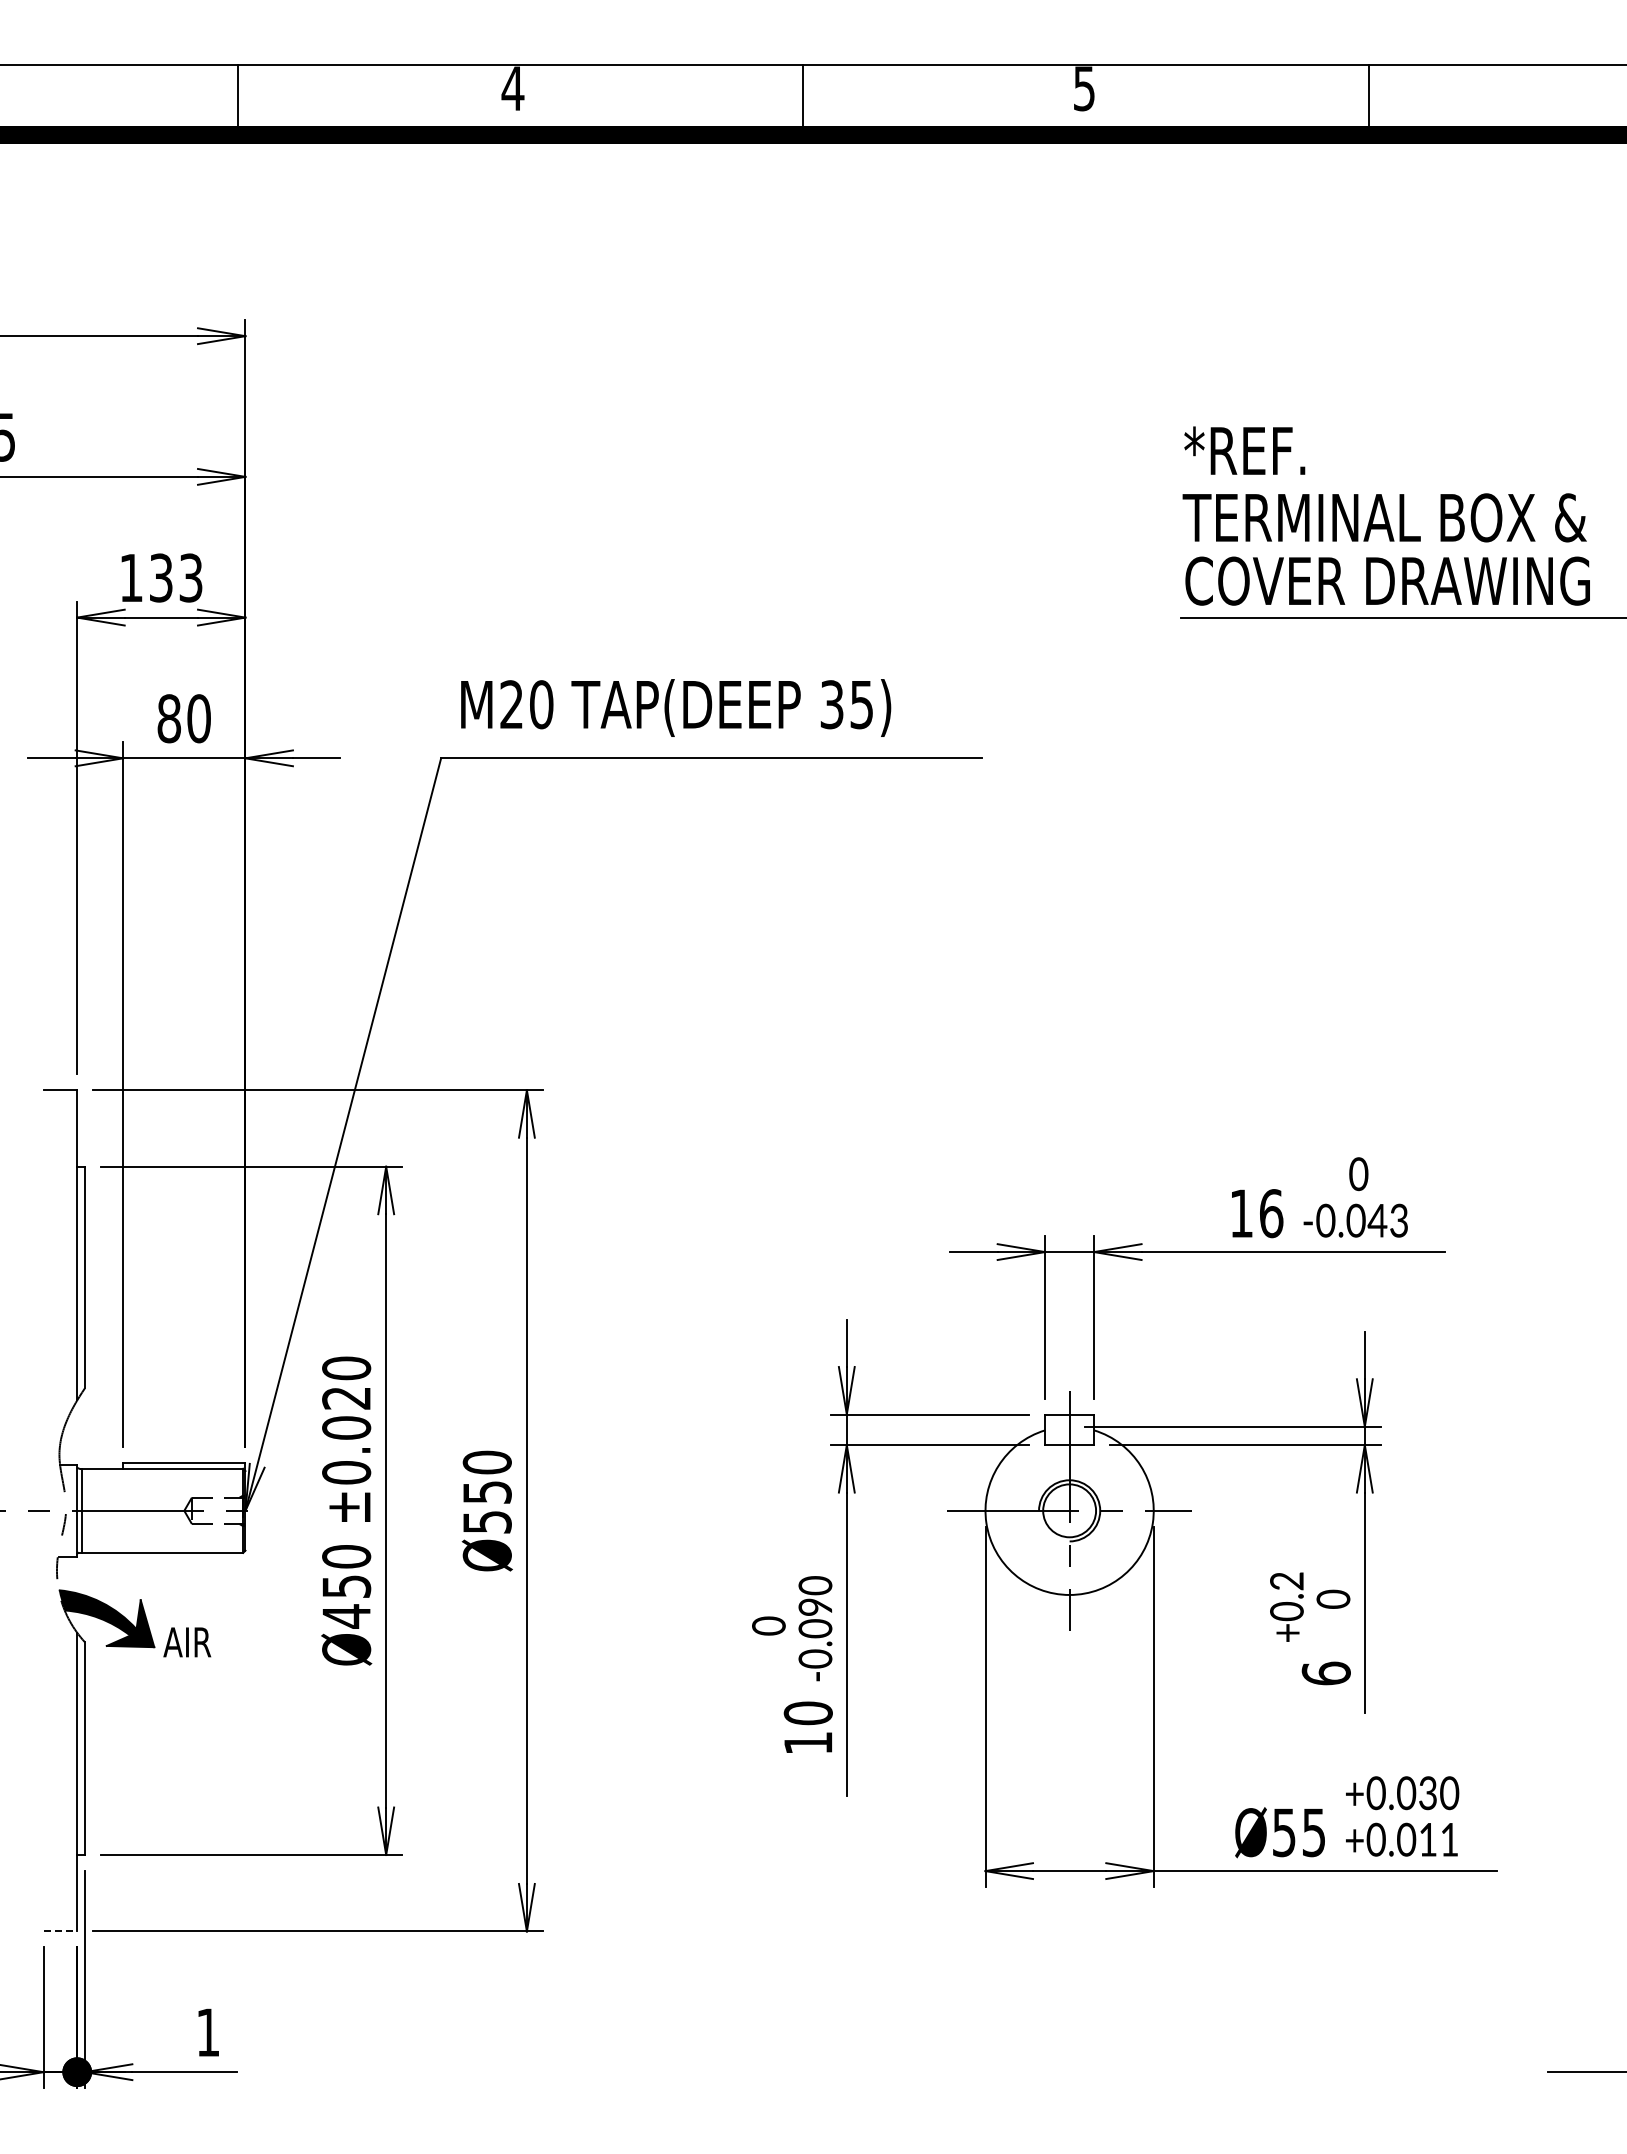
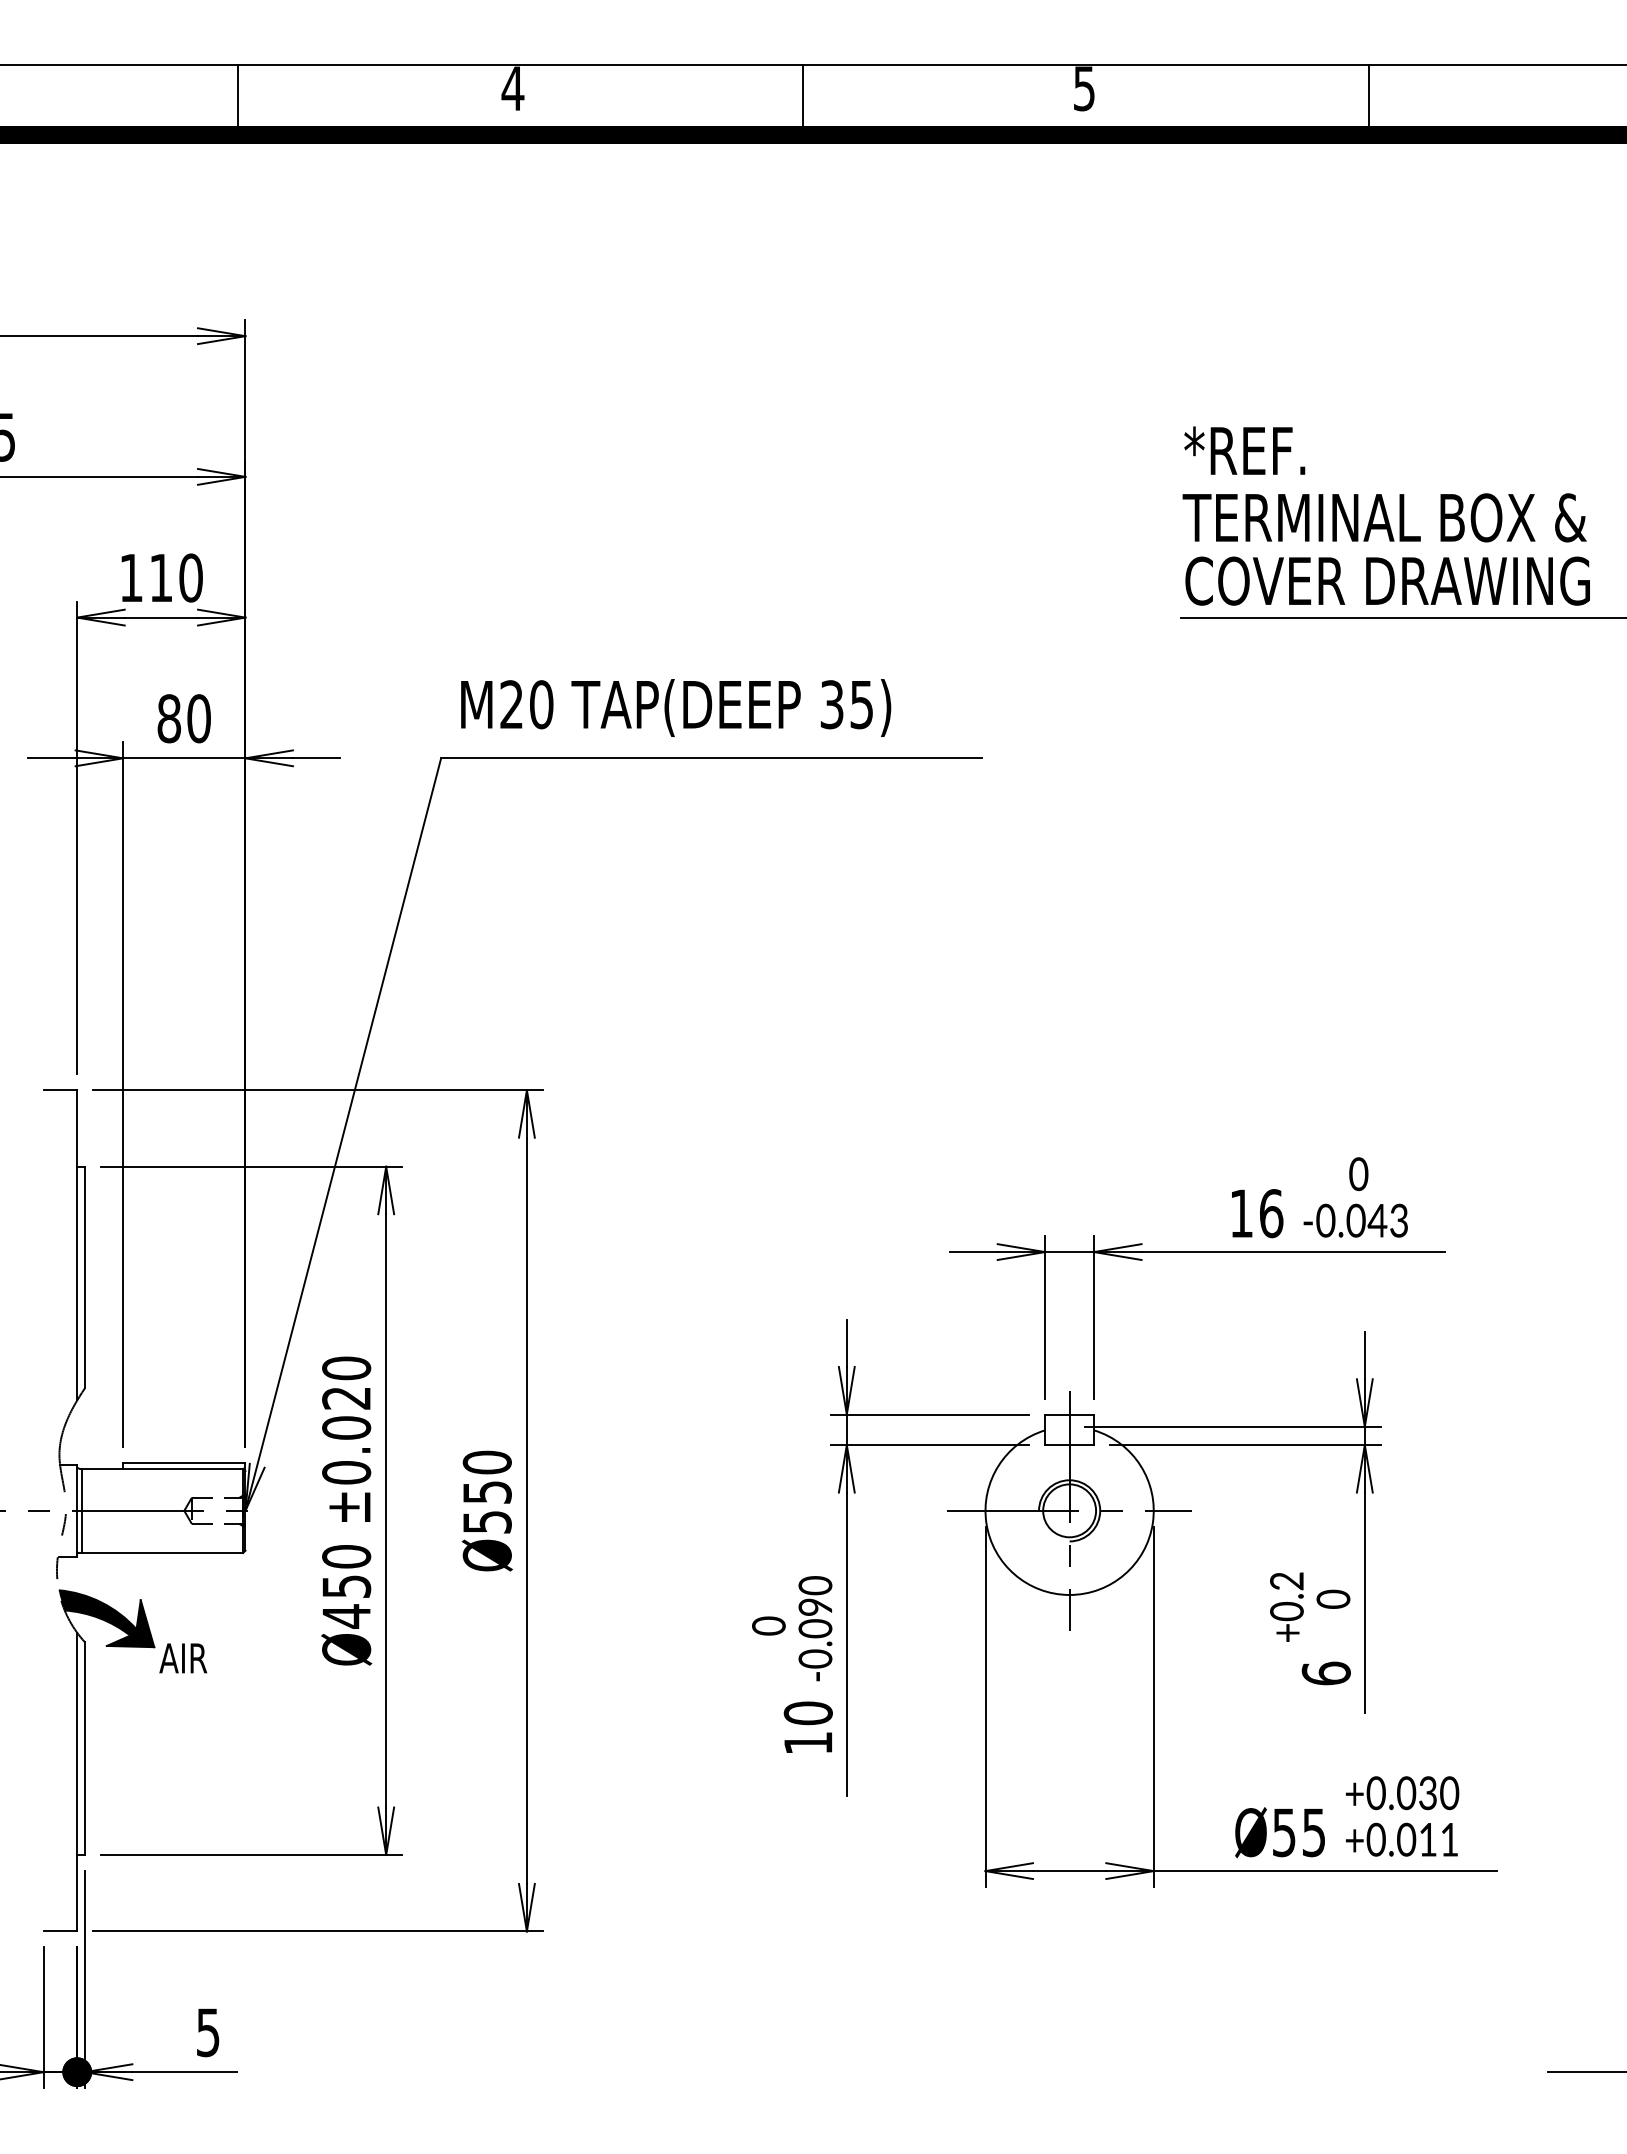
text: 133 -> 110 (176, 577)
text position: (187, 1642) -> (183, 1658) (183, 1658)
line: dashed -> solid (60, 1931)
text: 1 -> 5 (208, 2032)
